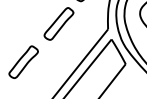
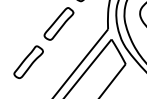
part position: (23, 61) -> (28, 61) (28, 61)
